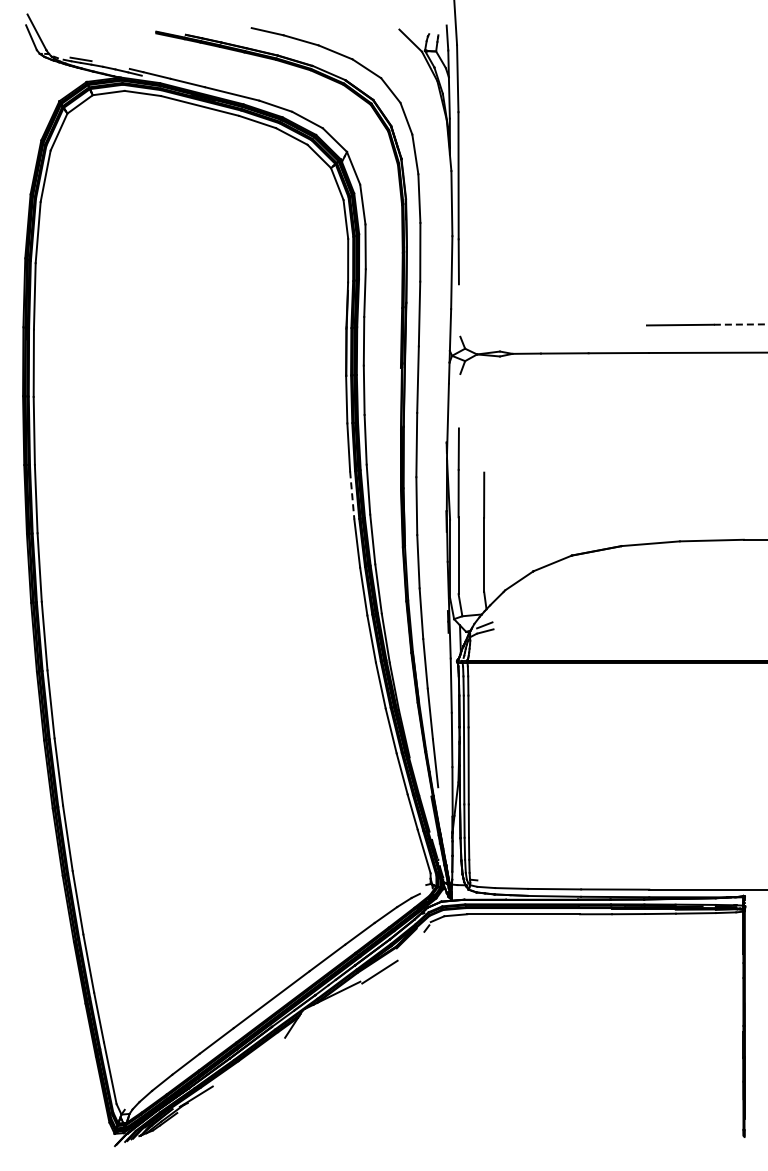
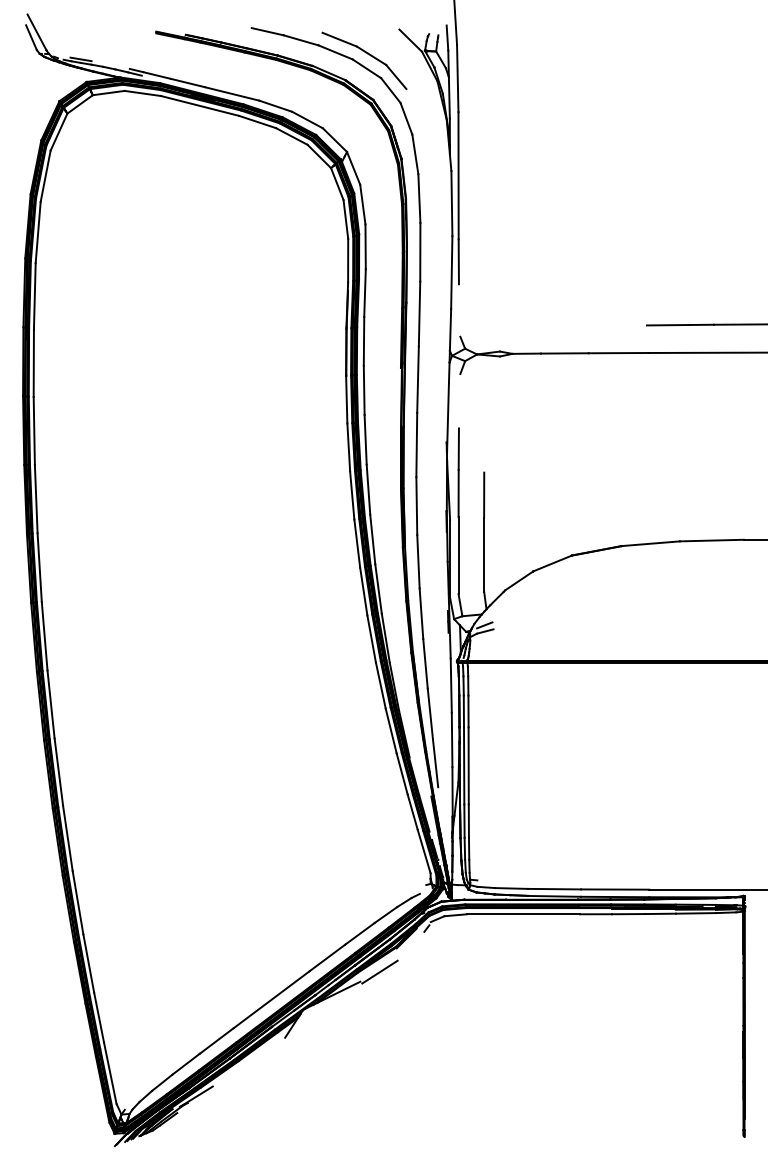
part: none -> present (367, 54)
line: dashed -> solid (740, 324)
line: dashed -> solid (352, 495)
